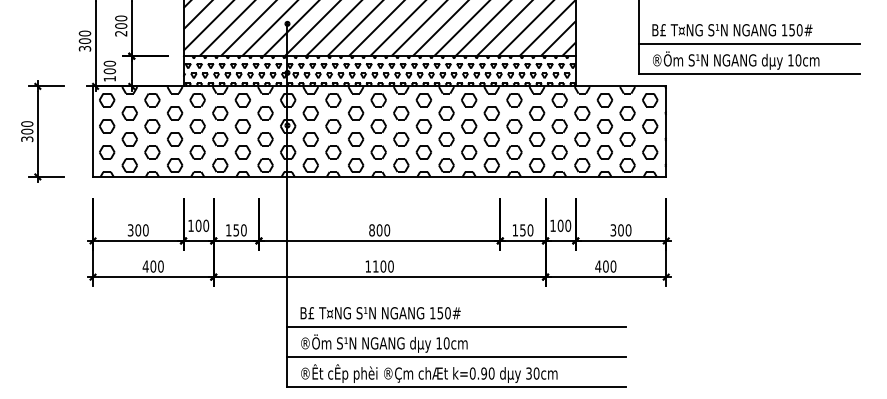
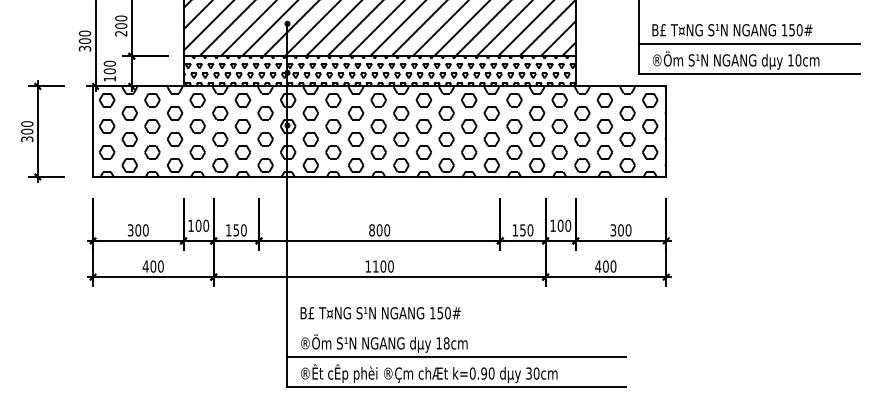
line: present -> none (456, 326)
text: 10cm -> 18cm (446, 343)
